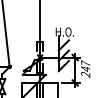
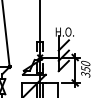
text: 247 -> 350 (85, 68)
